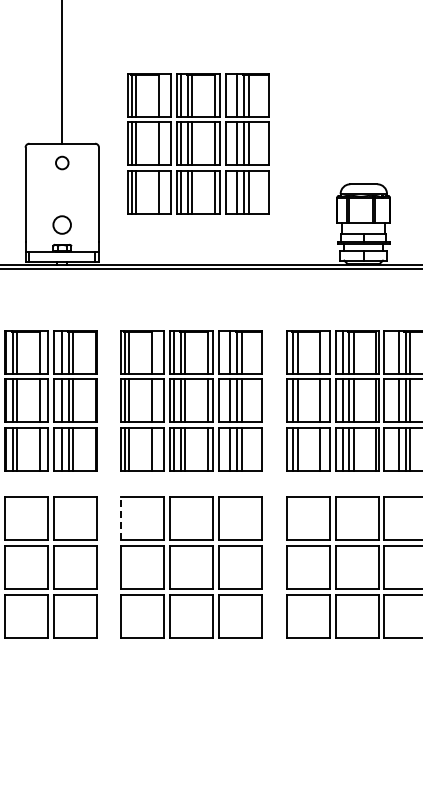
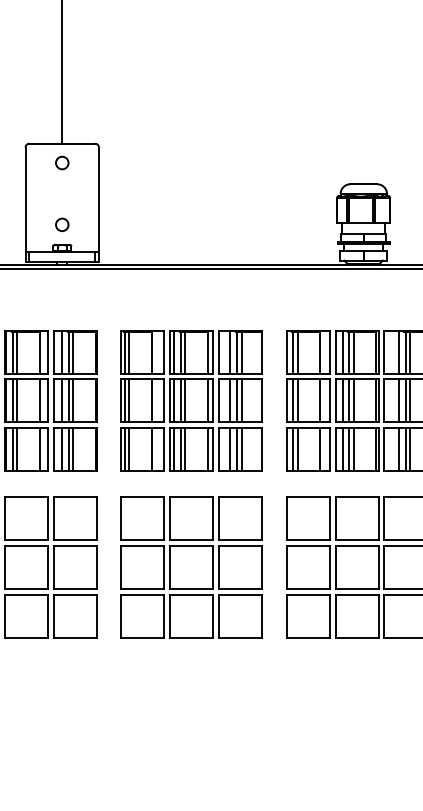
part: present -> none (198, 143)
circle size: 20x20 px -> 15x15 px (62, 224)
line: dashed -> solid (121, 518)
